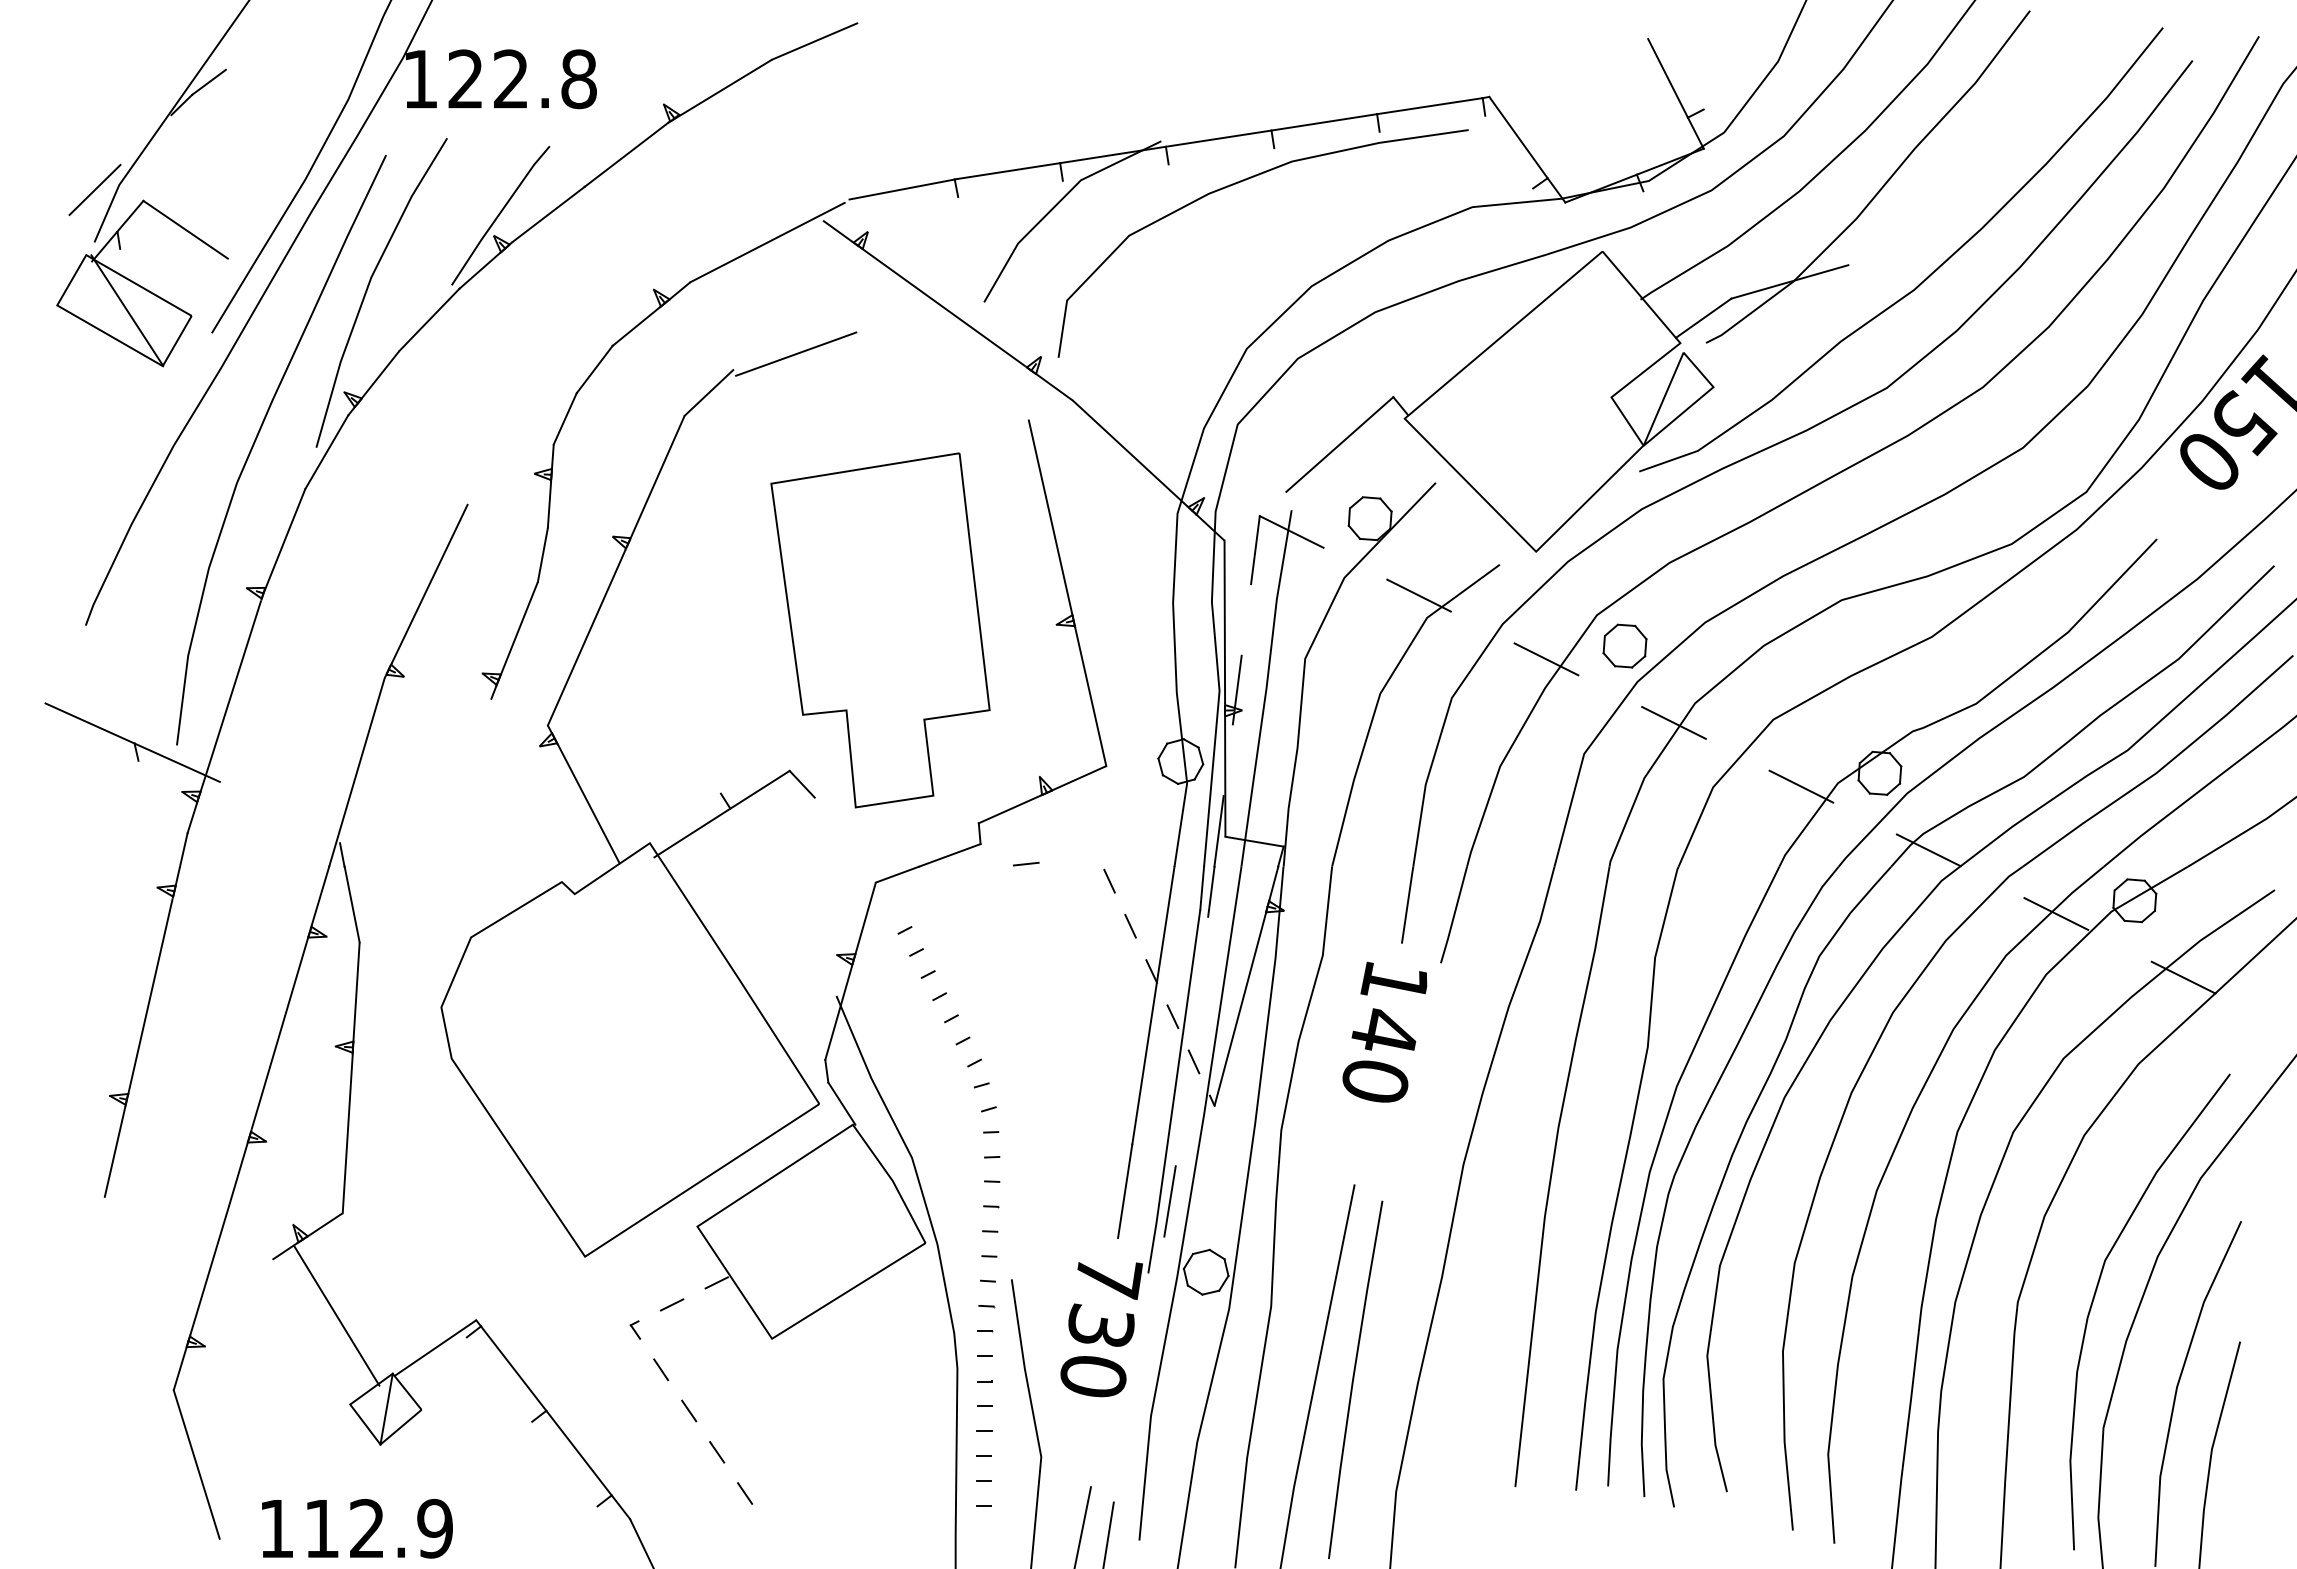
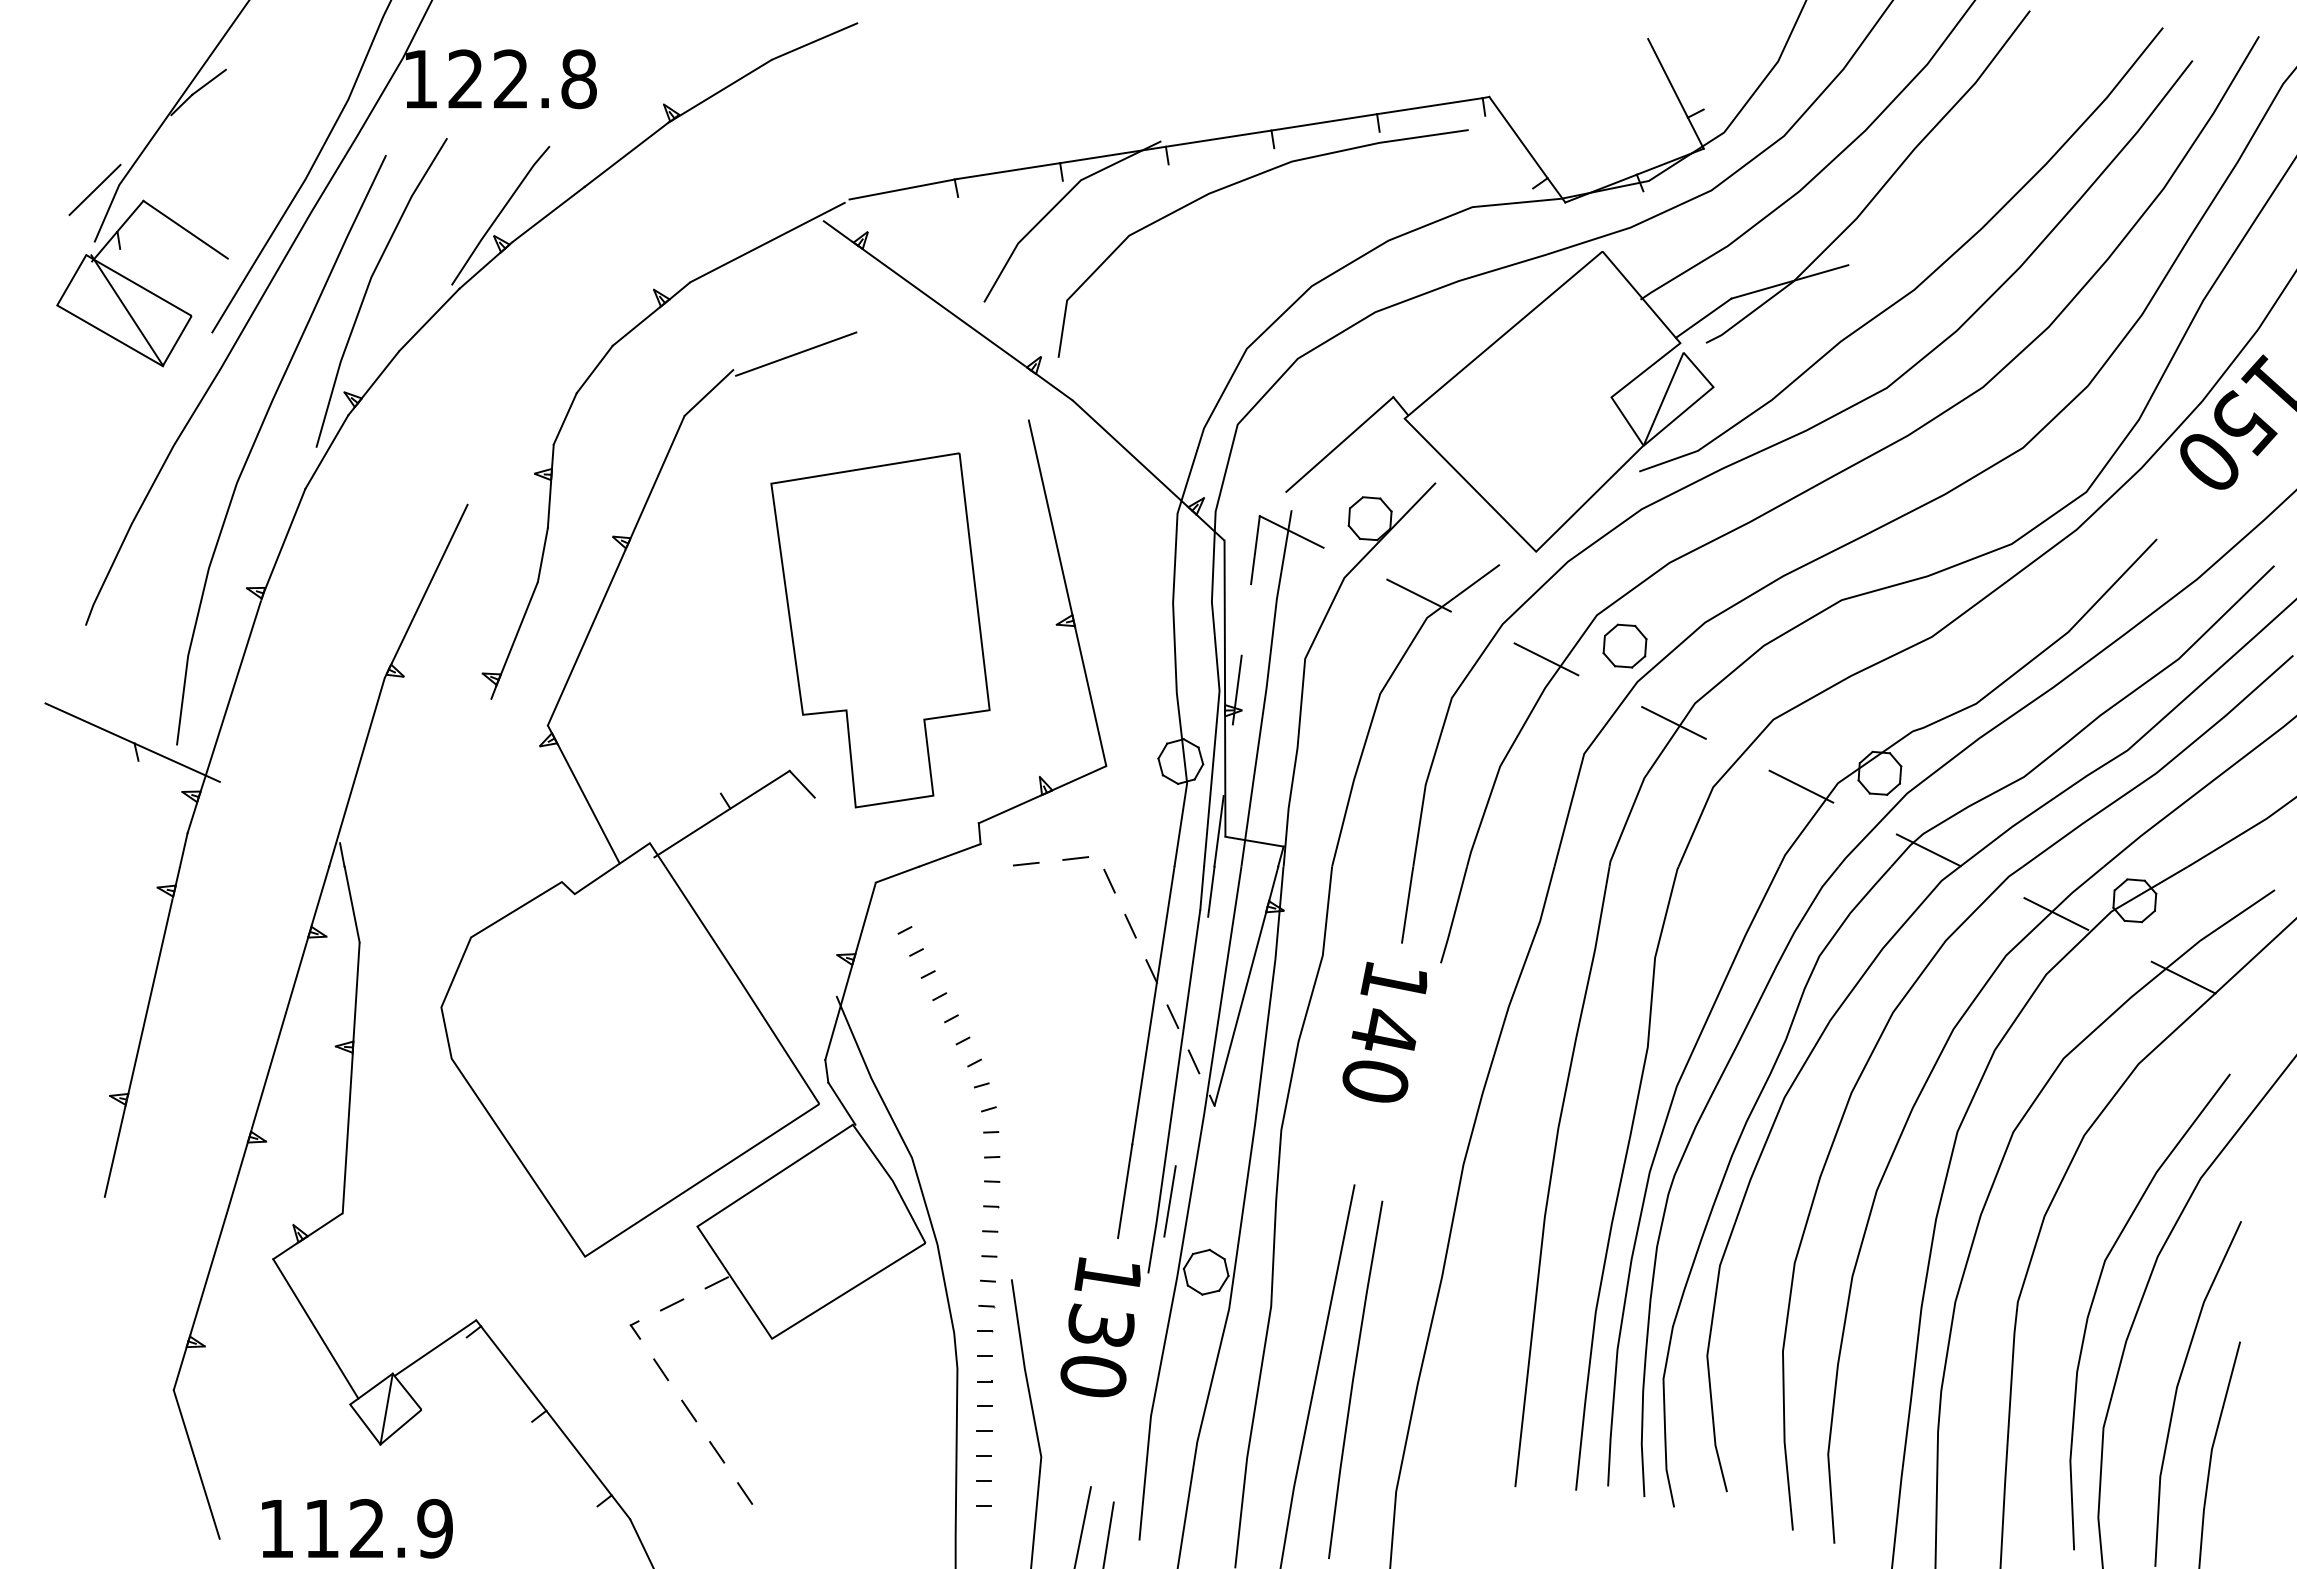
line: none -> present (1075, 858)
text: 730 -> 130 (1108, 1278)
line position: (336, 1315) -> (315, 1328) (315, 1328)
